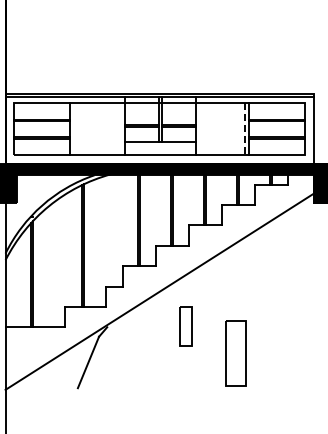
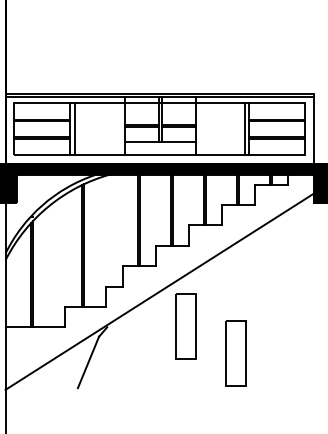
line: none -> present (74, 128)
line: dashed -> solid (244, 129)
part size: 14x41 px -> 22x67 px (185, 326)
